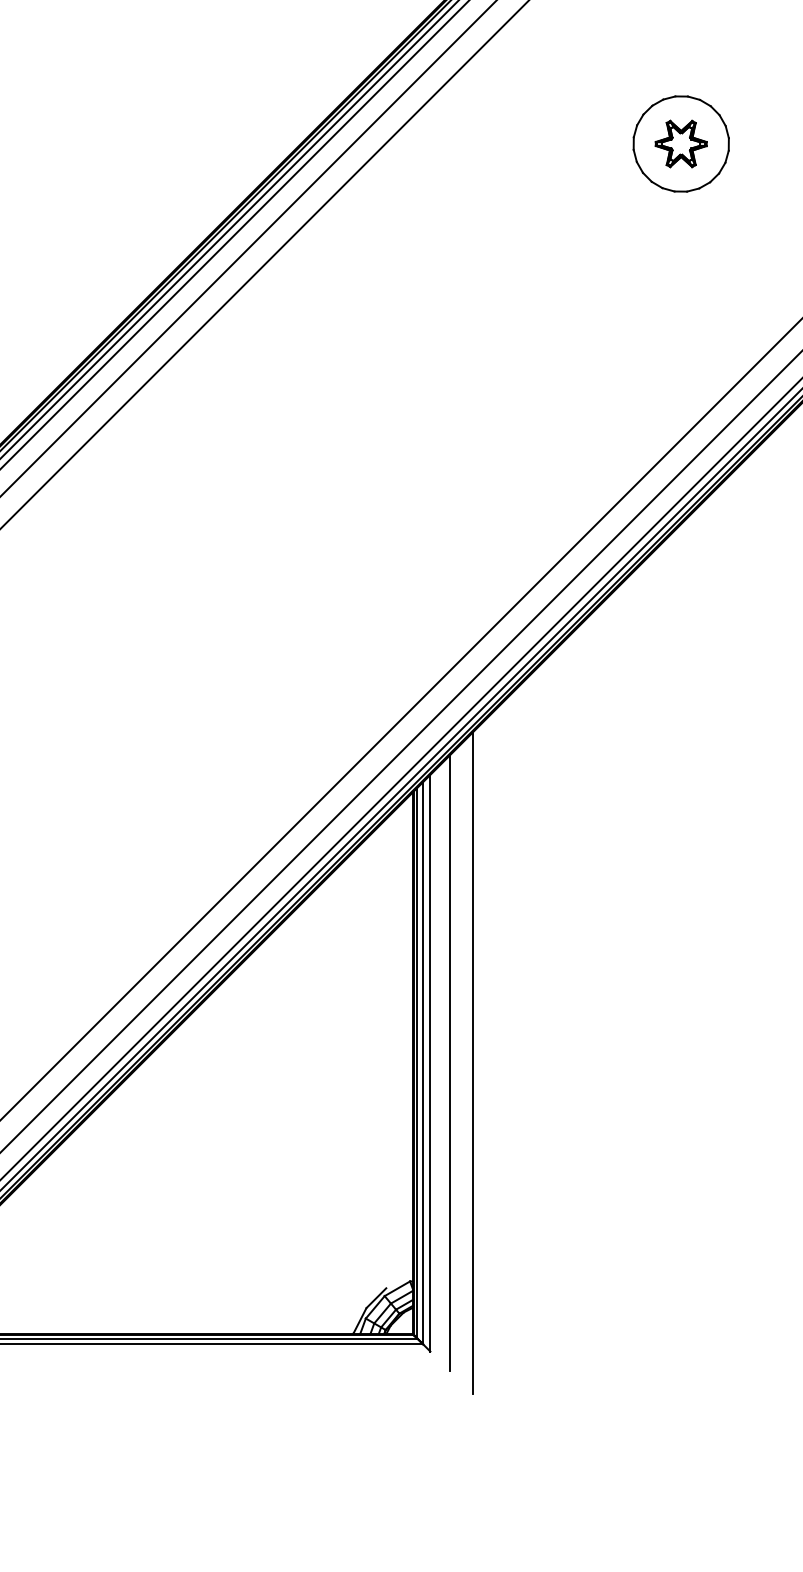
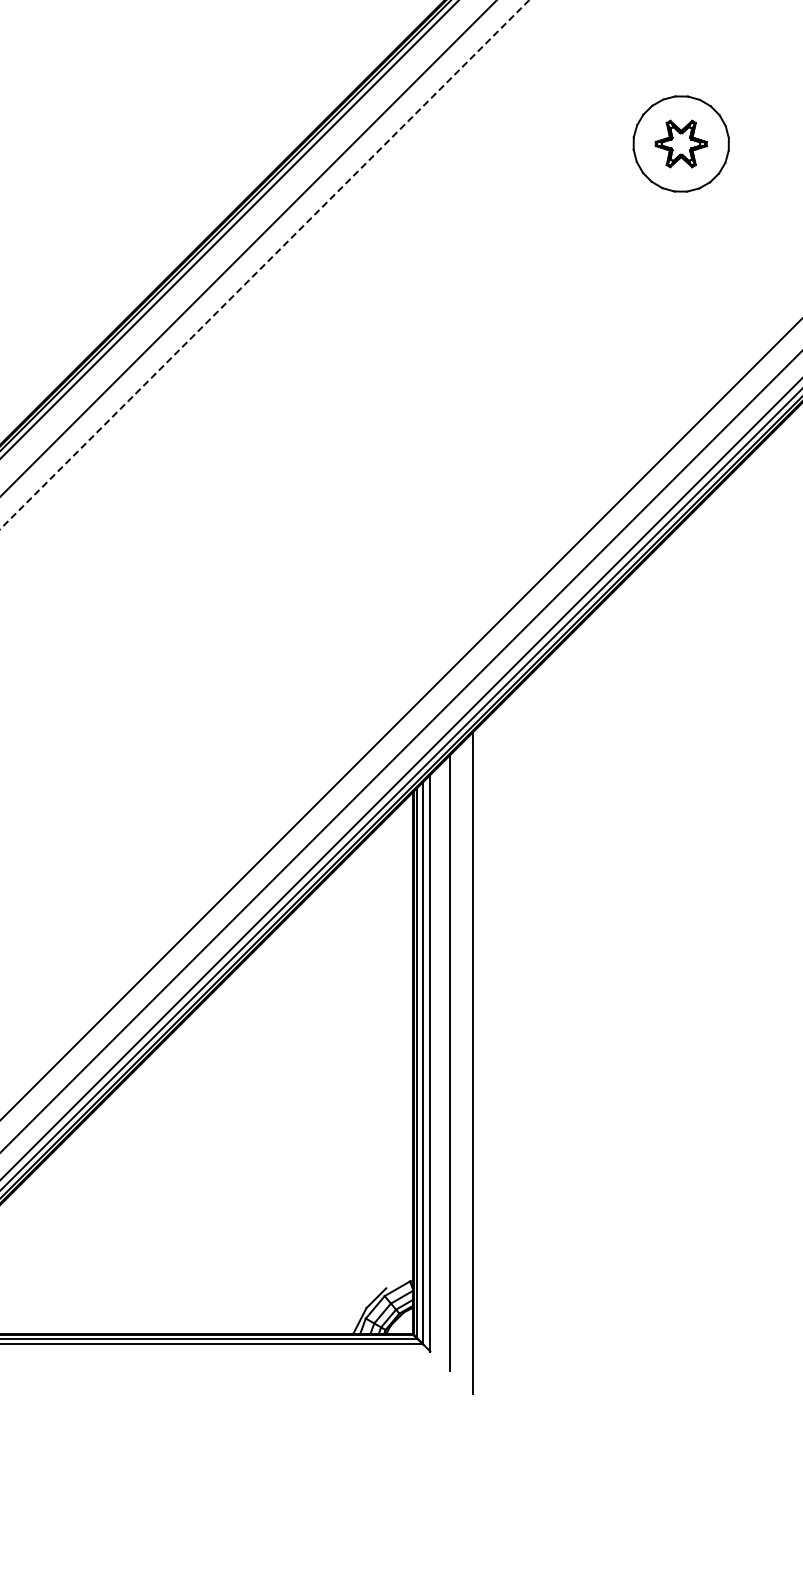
line: present -> none (234, 234)
line: solid -> dashed (264, 264)
